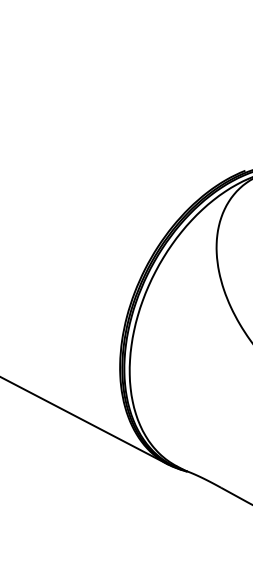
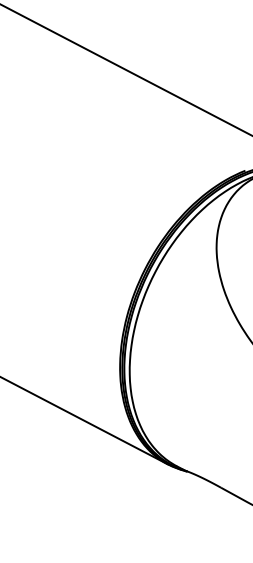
line: none -> present (125, 69)
